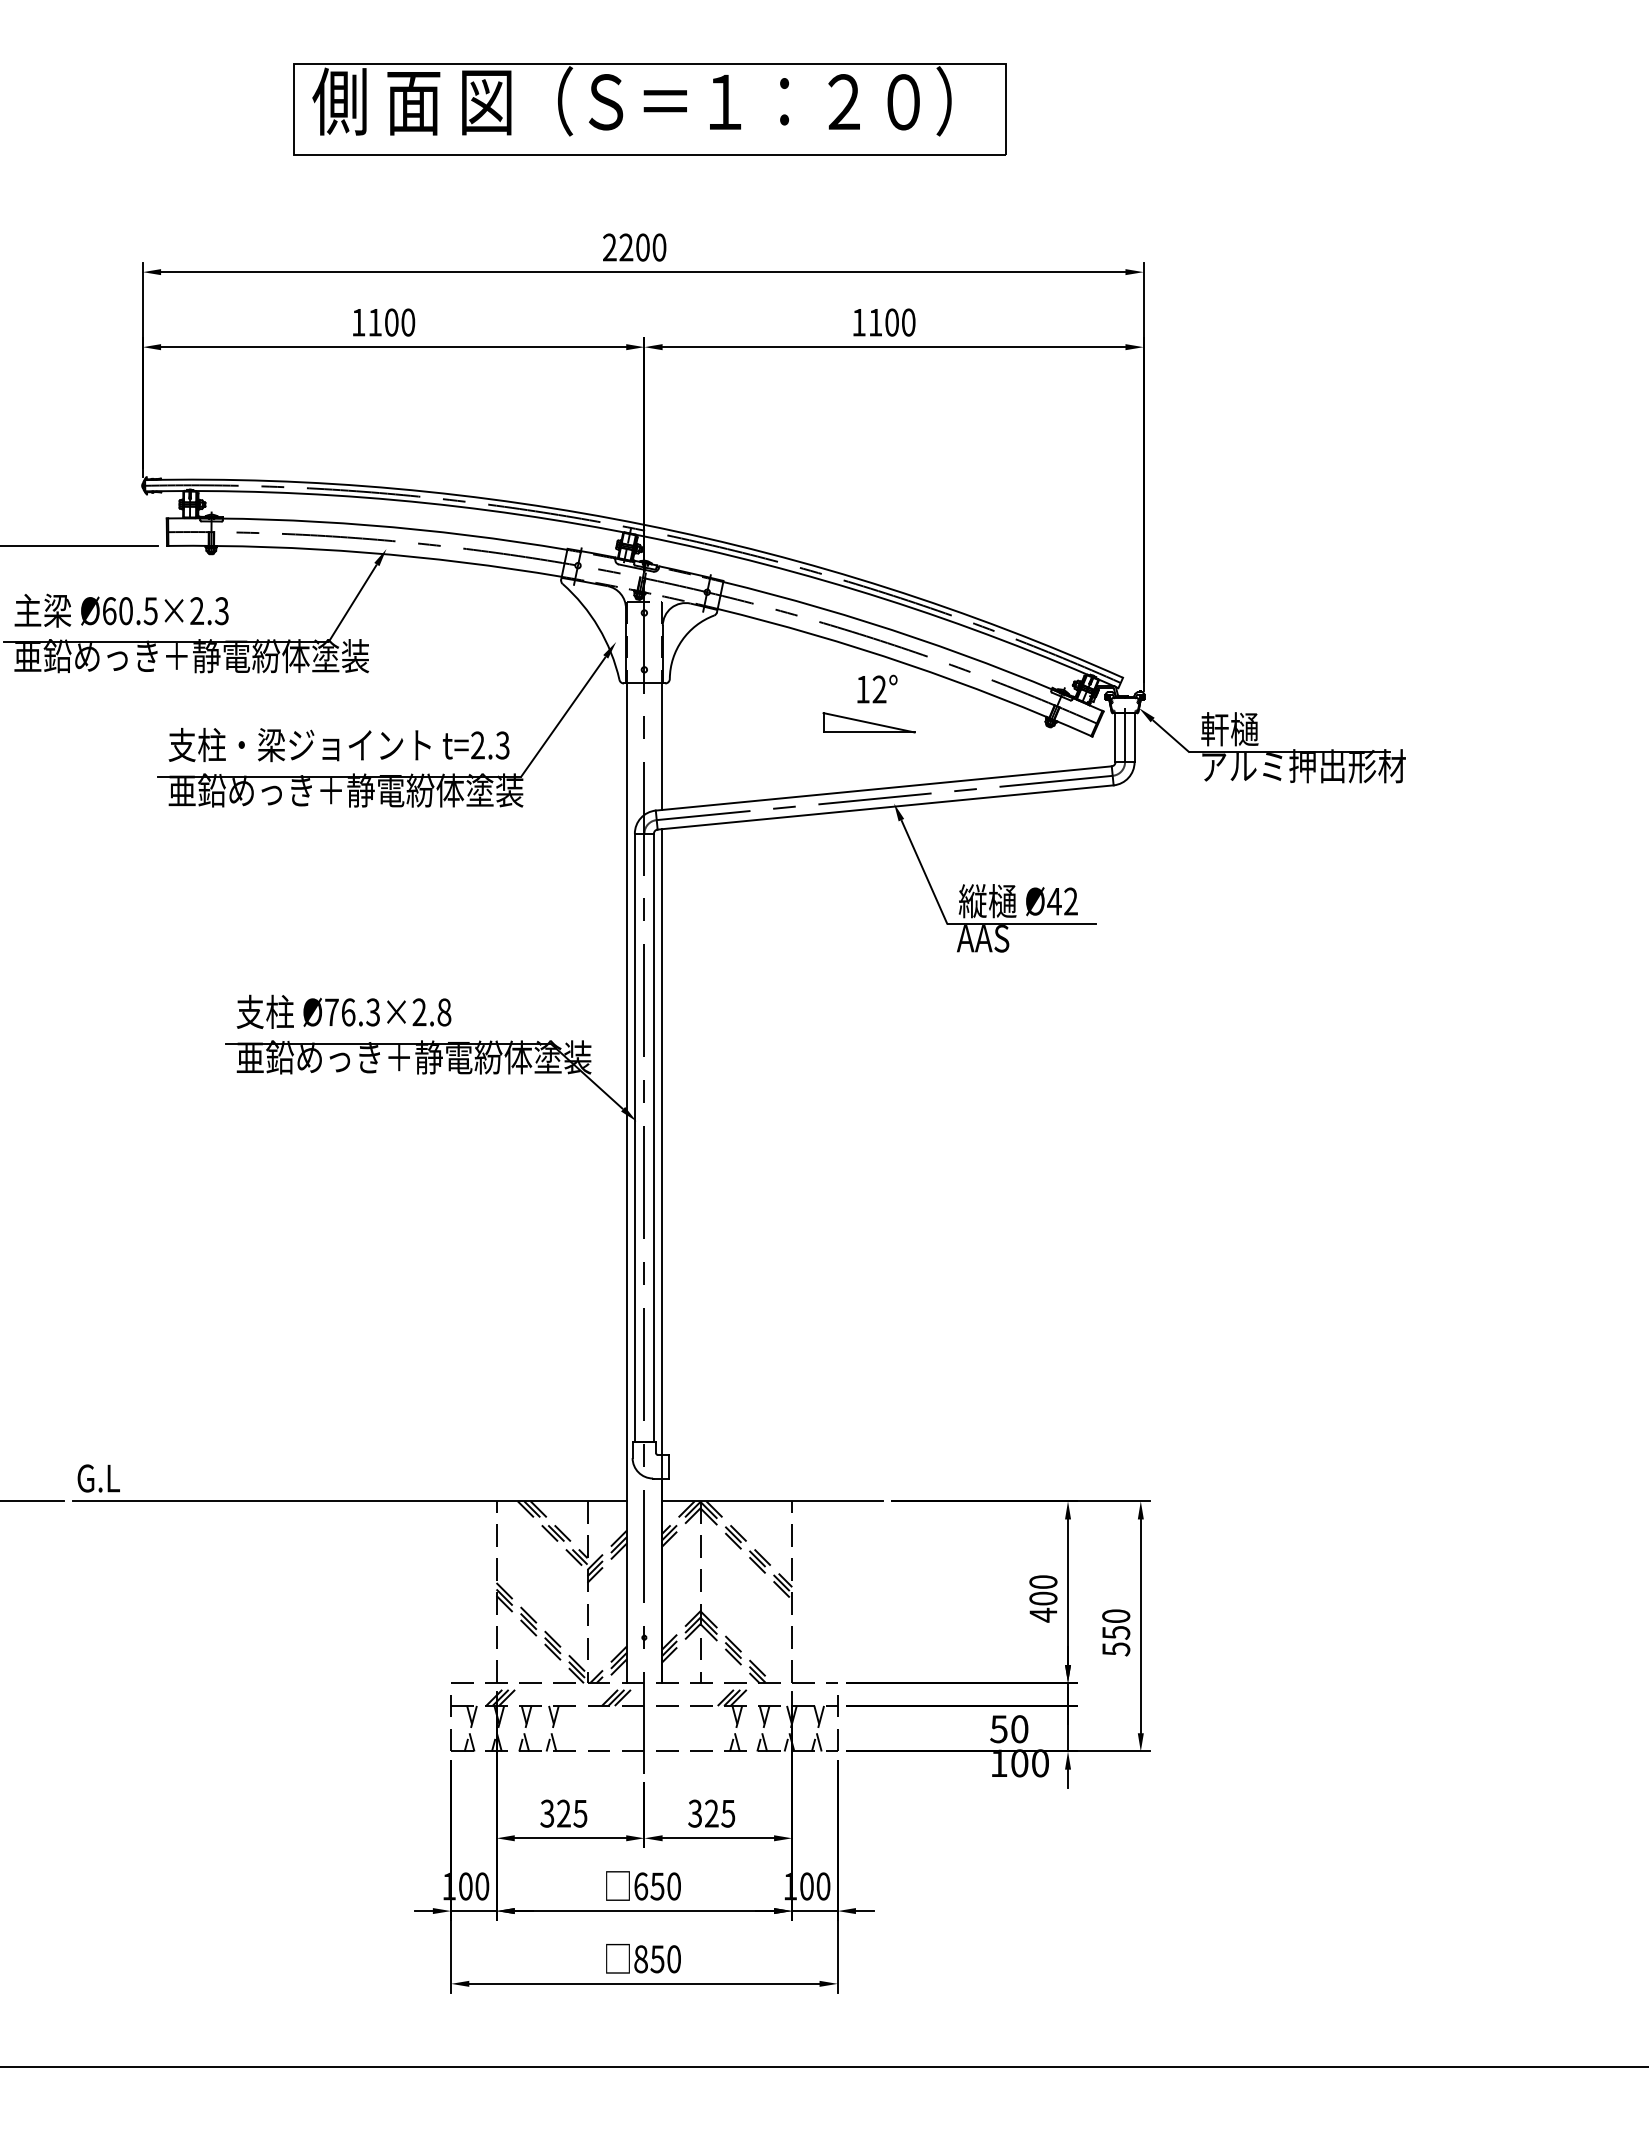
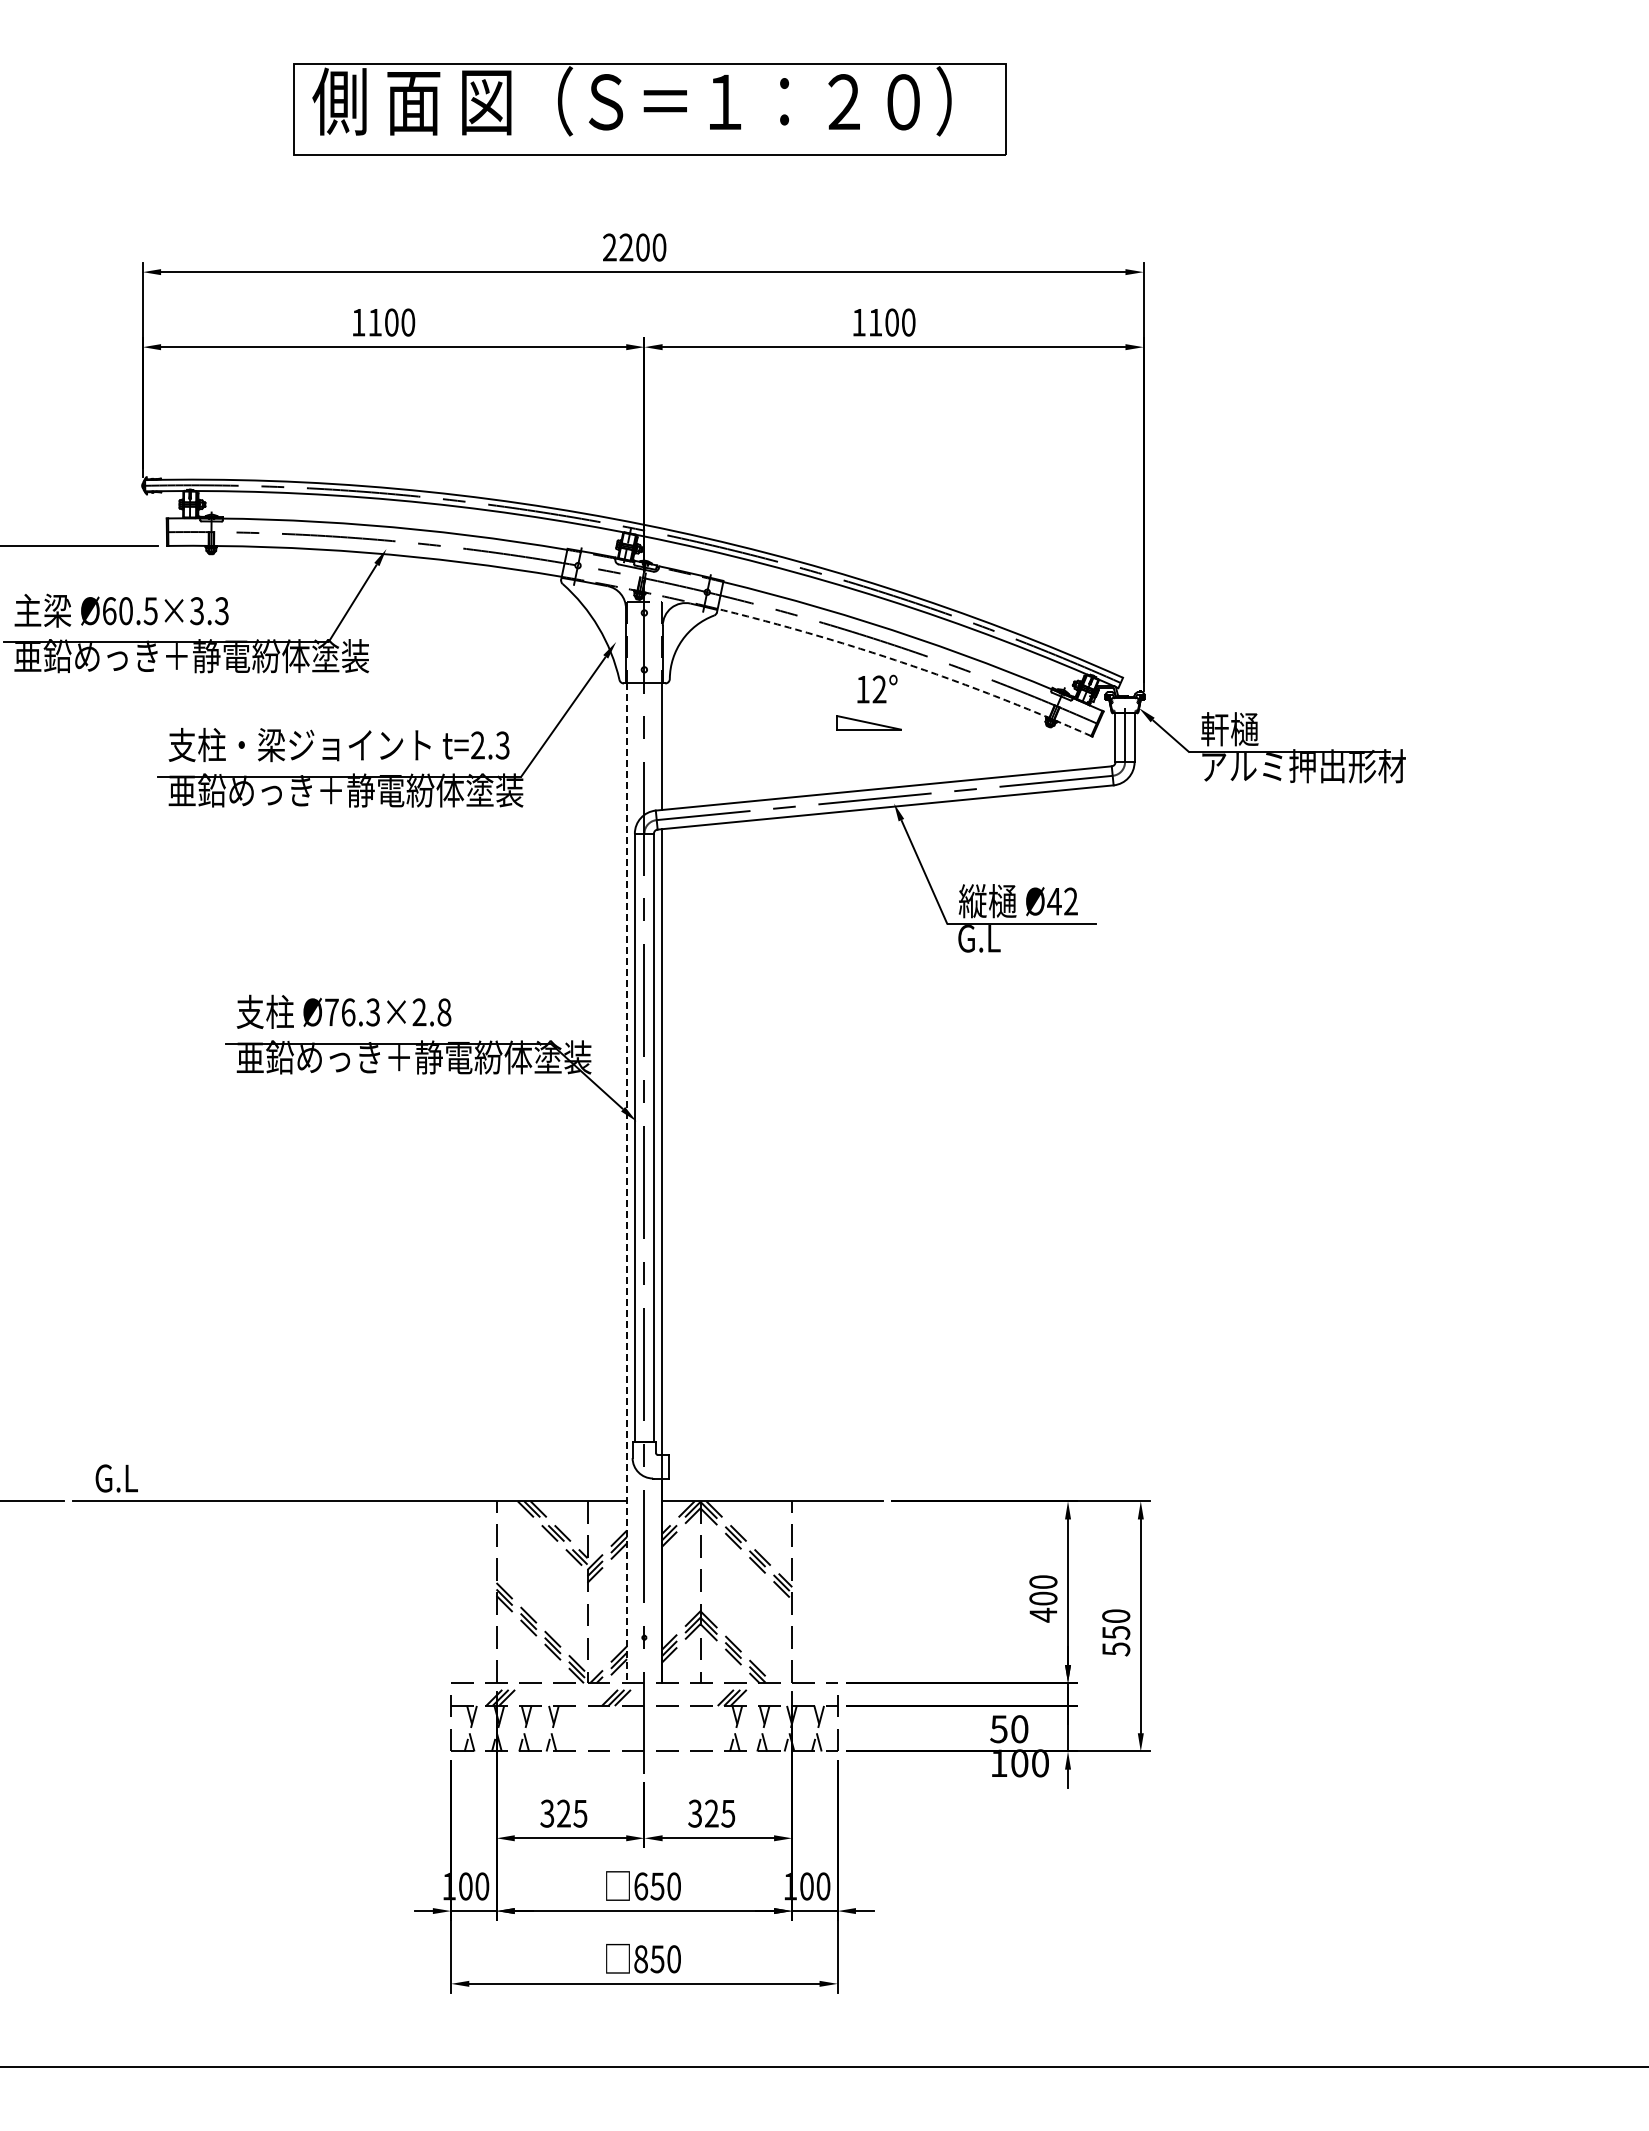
text: Ø60.5×2.3 -> Ø60.5×3.3 (196, 611)
arc: solid -> dashed (907, 664)
part size: 94x22 px -> 66x16 px (868, 722)
text: AAS -> G.L (983, 938)
line: solid -> dashed (627, 1183)
text position: (98, 1478) -> (116, 1478) (116, 1478)
